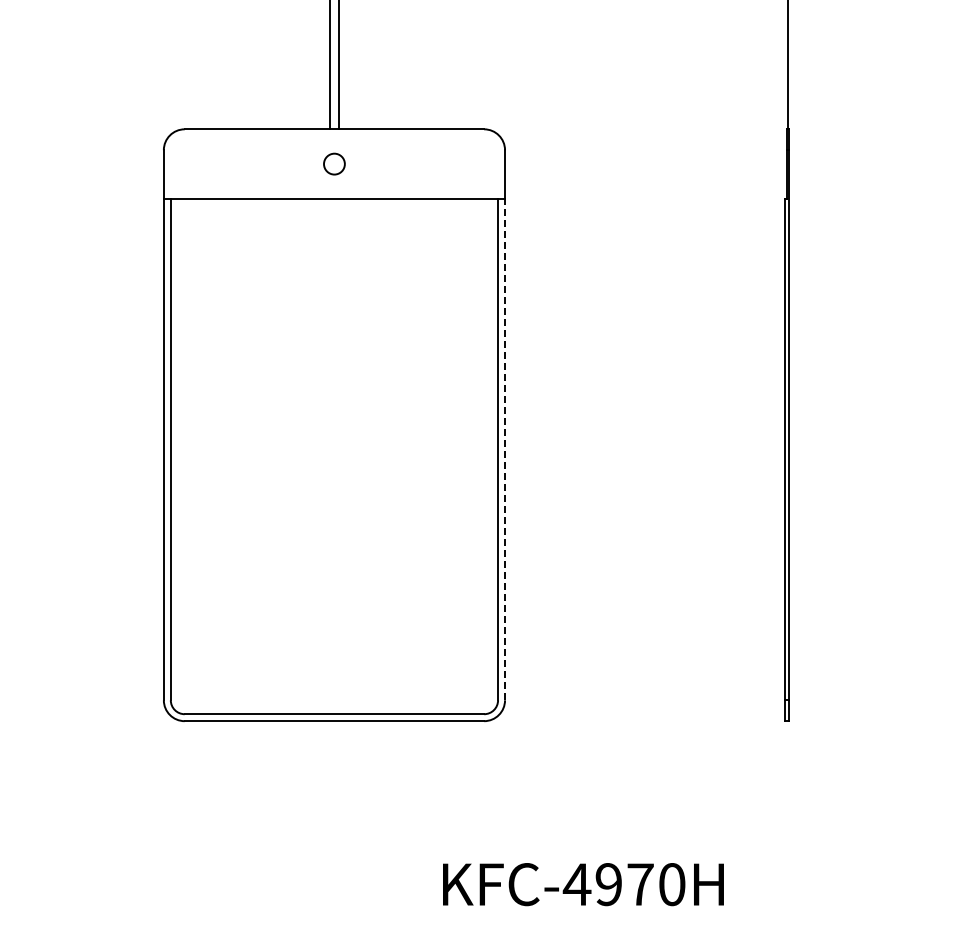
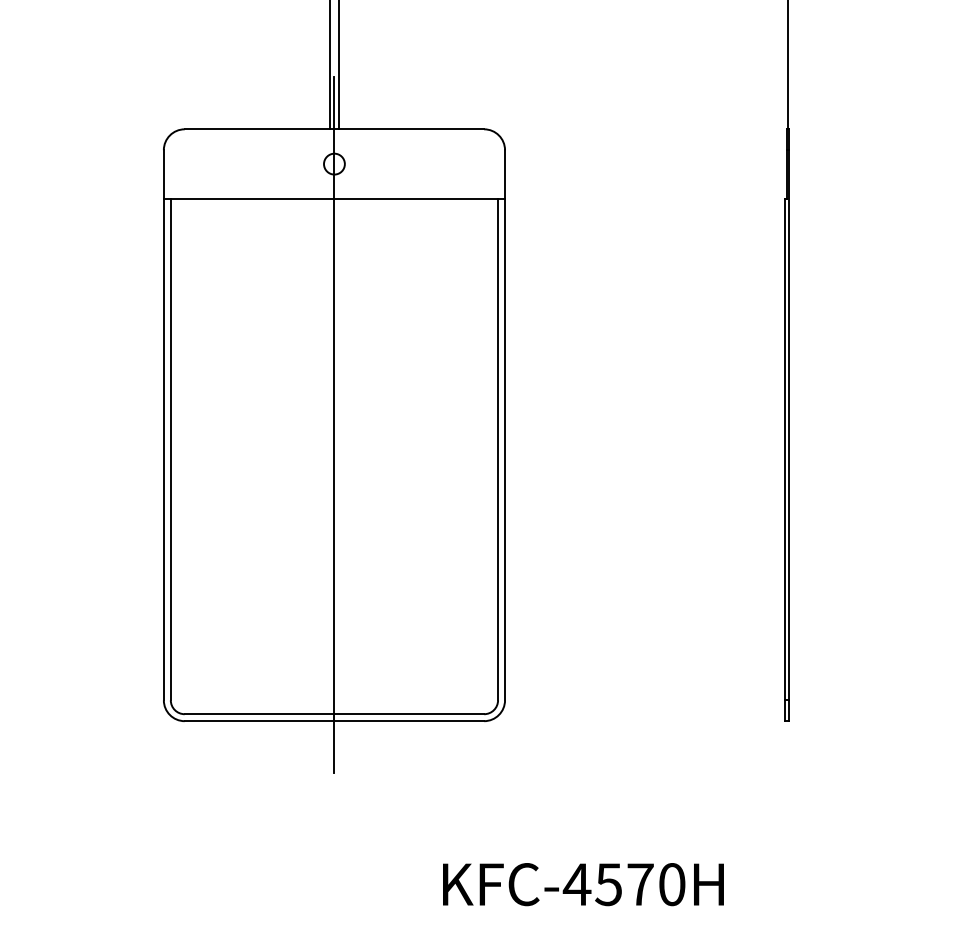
line: none -> present (334, 425)
line: dashed -> solid (505, 449)
text: KFC-4970H -> KFC-4570H (608, 884)
